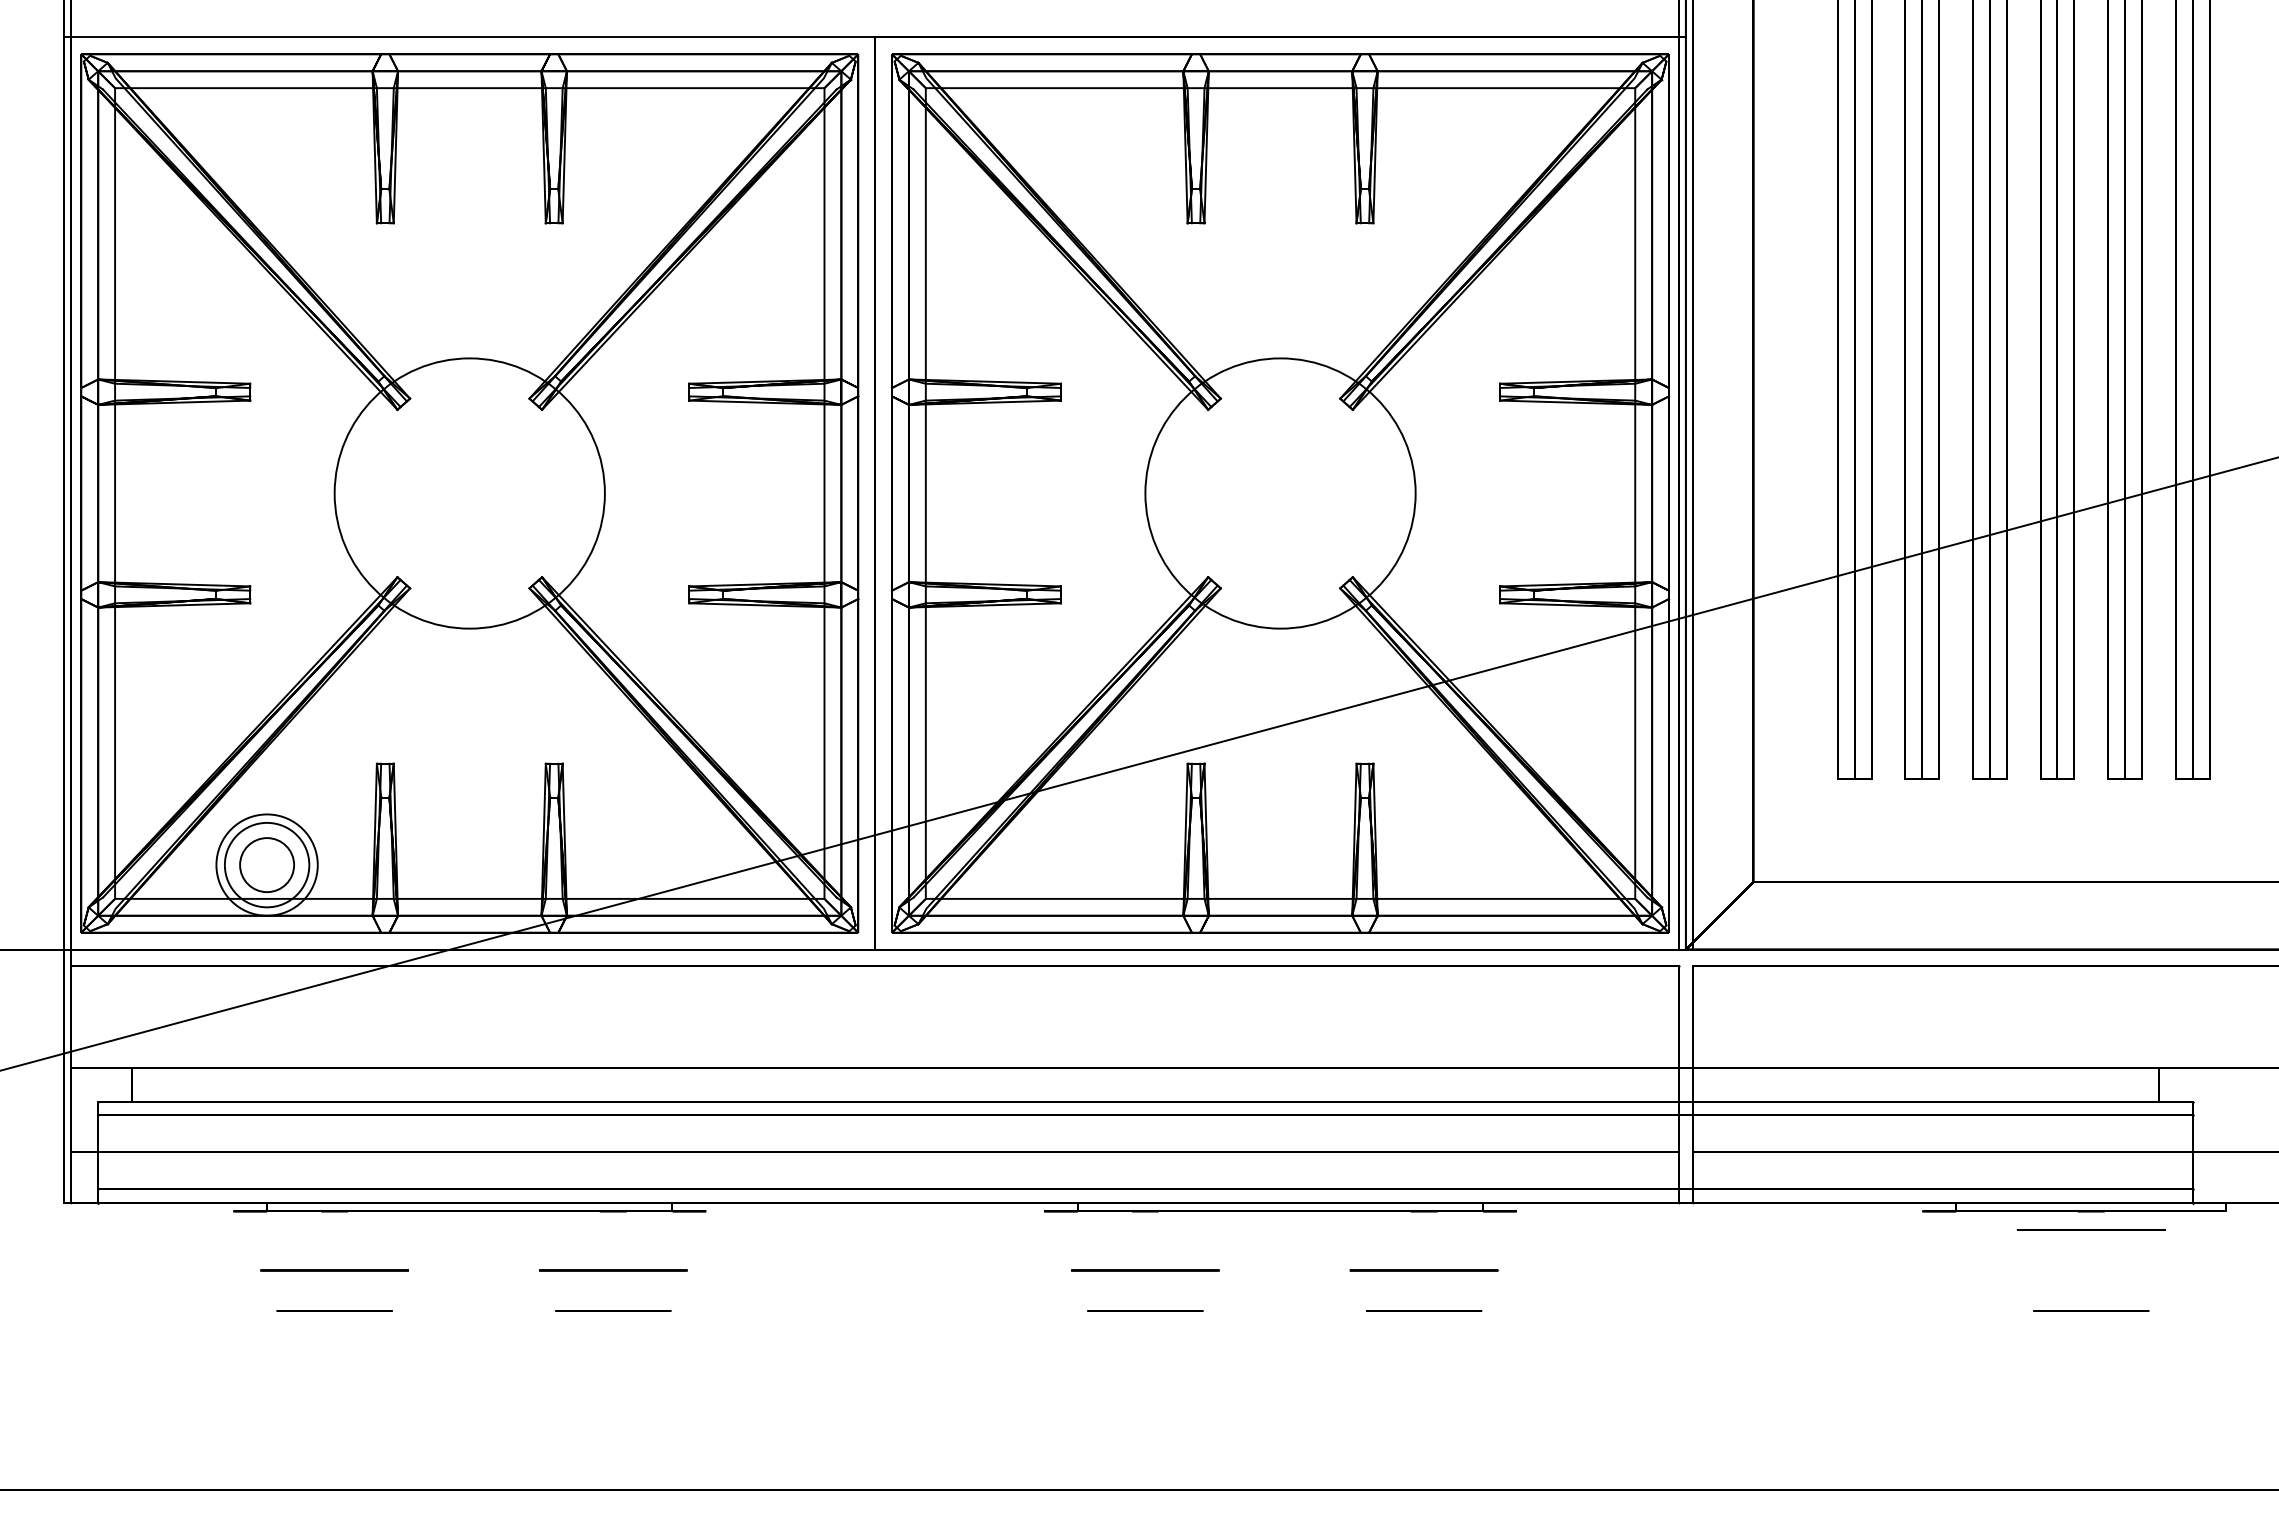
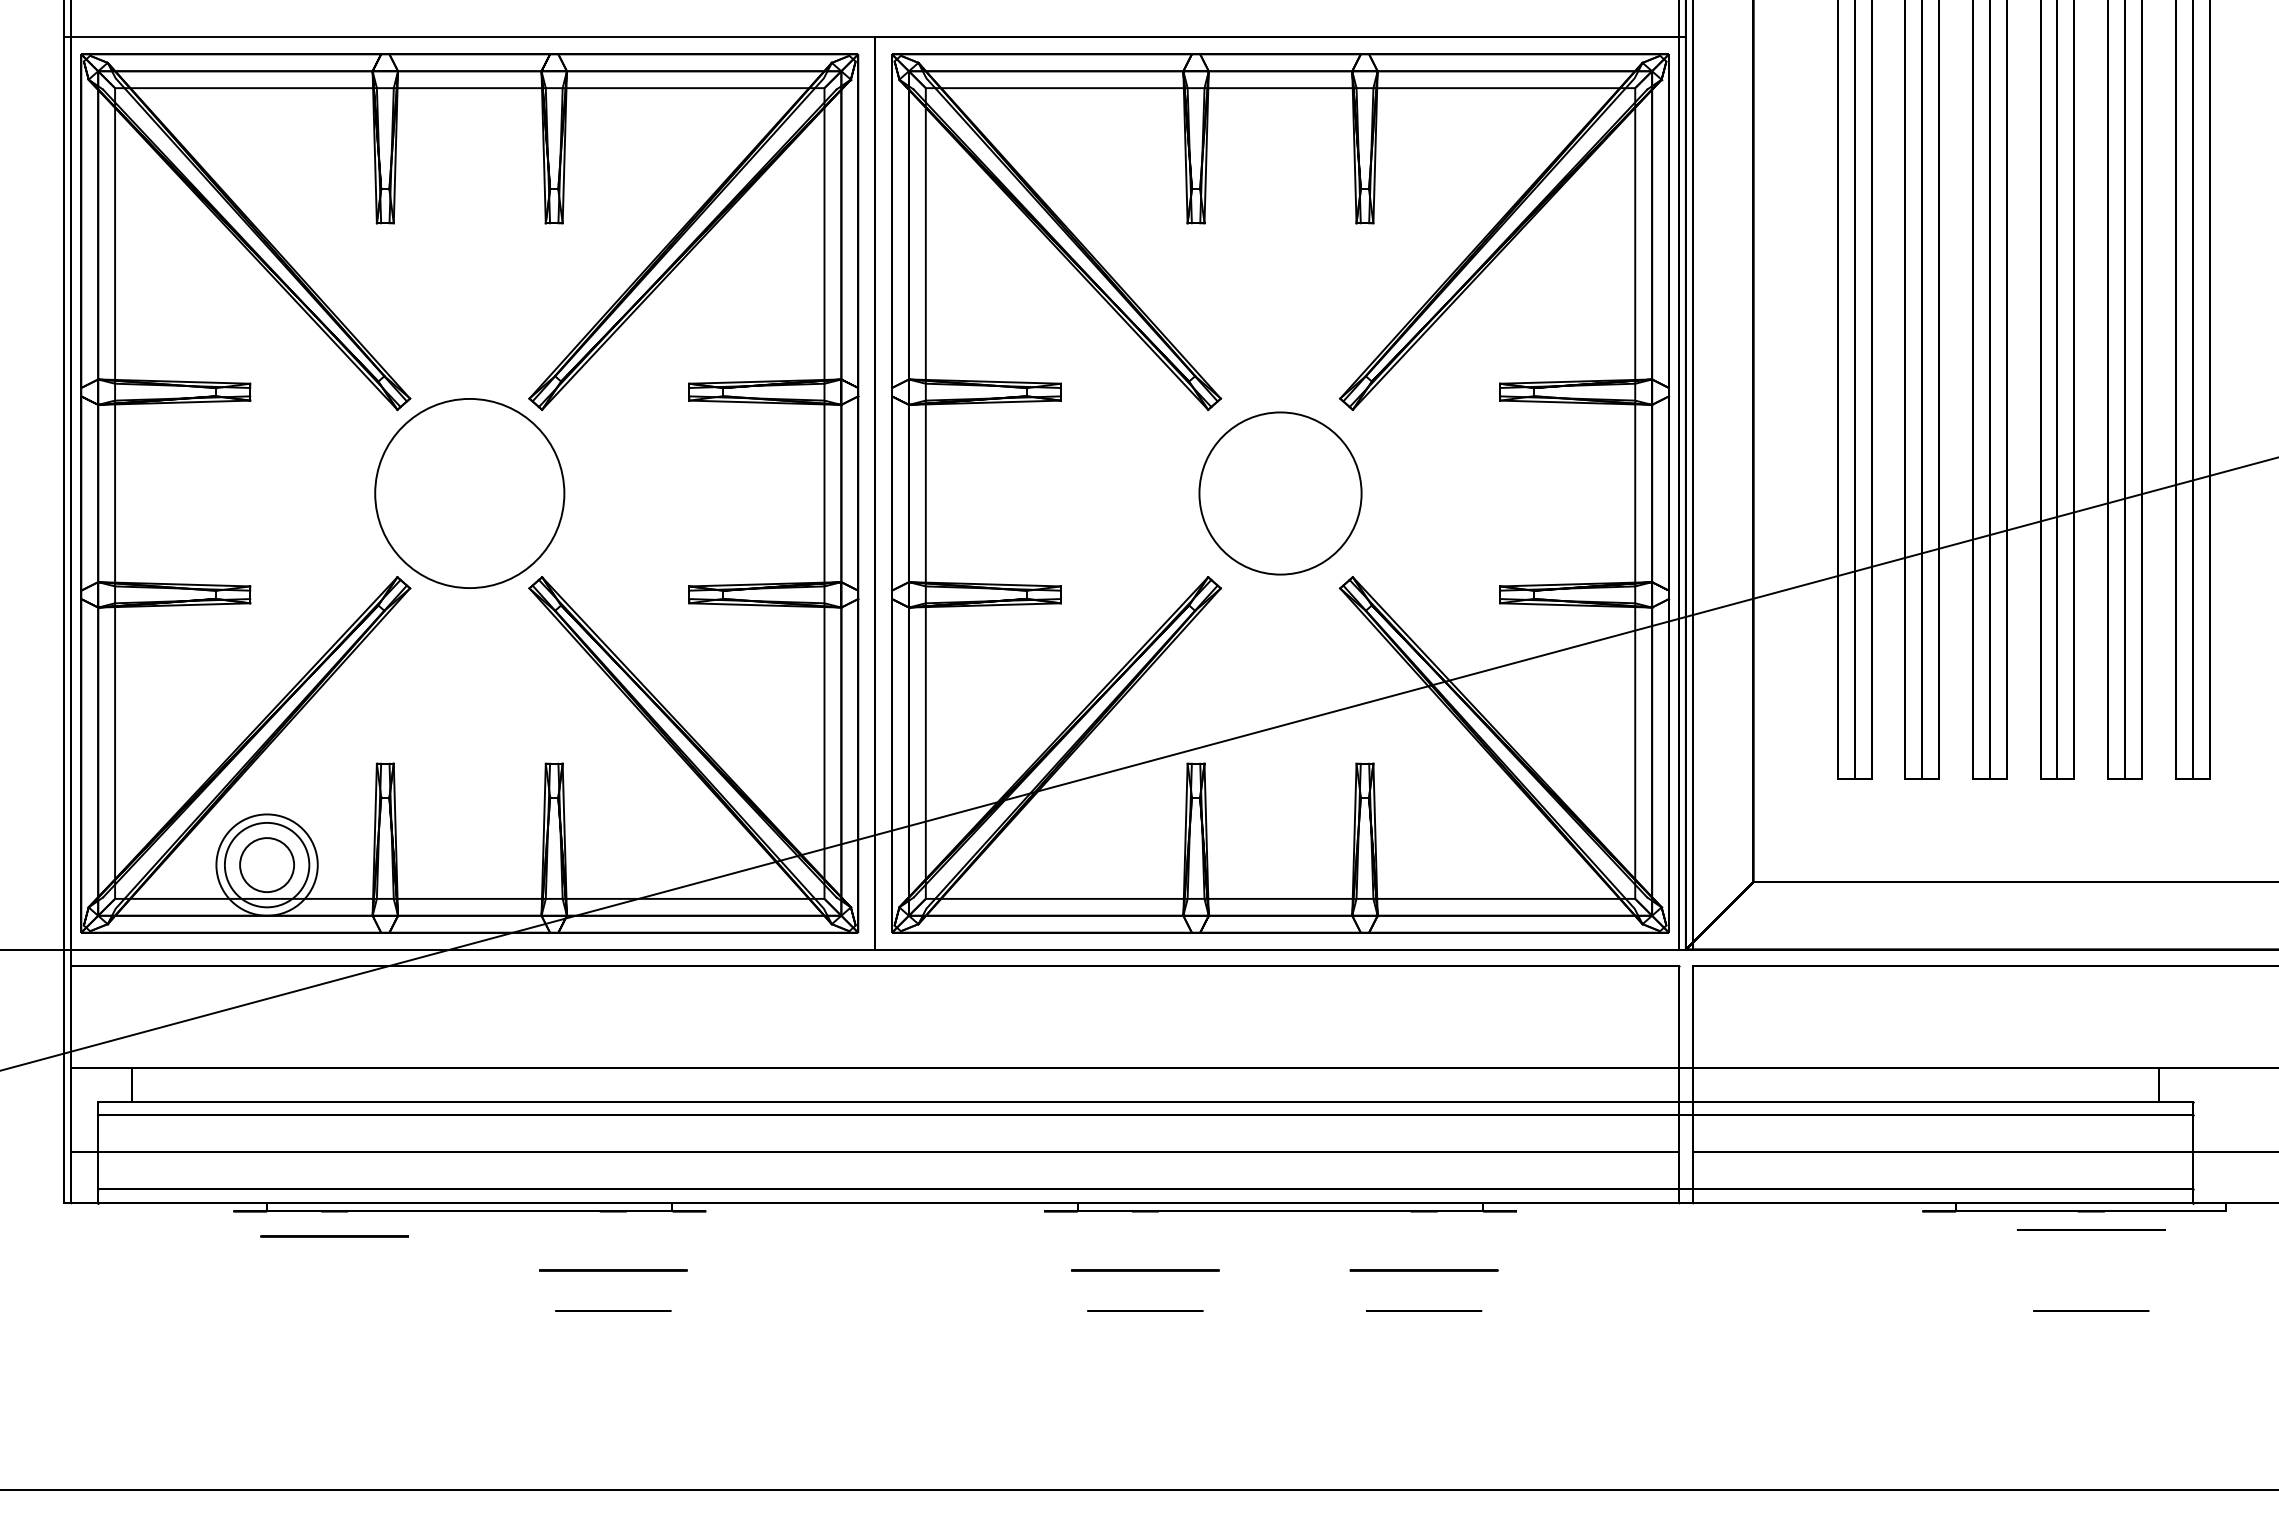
circle diameter: 270 px -> 189 px (469, 493)
circle diameter: 270 px -> 162 px (1280, 493)
circle position: (334, 1270) -> (334, 1236) (334, 1236)
line: present -> none (334, 1310)
